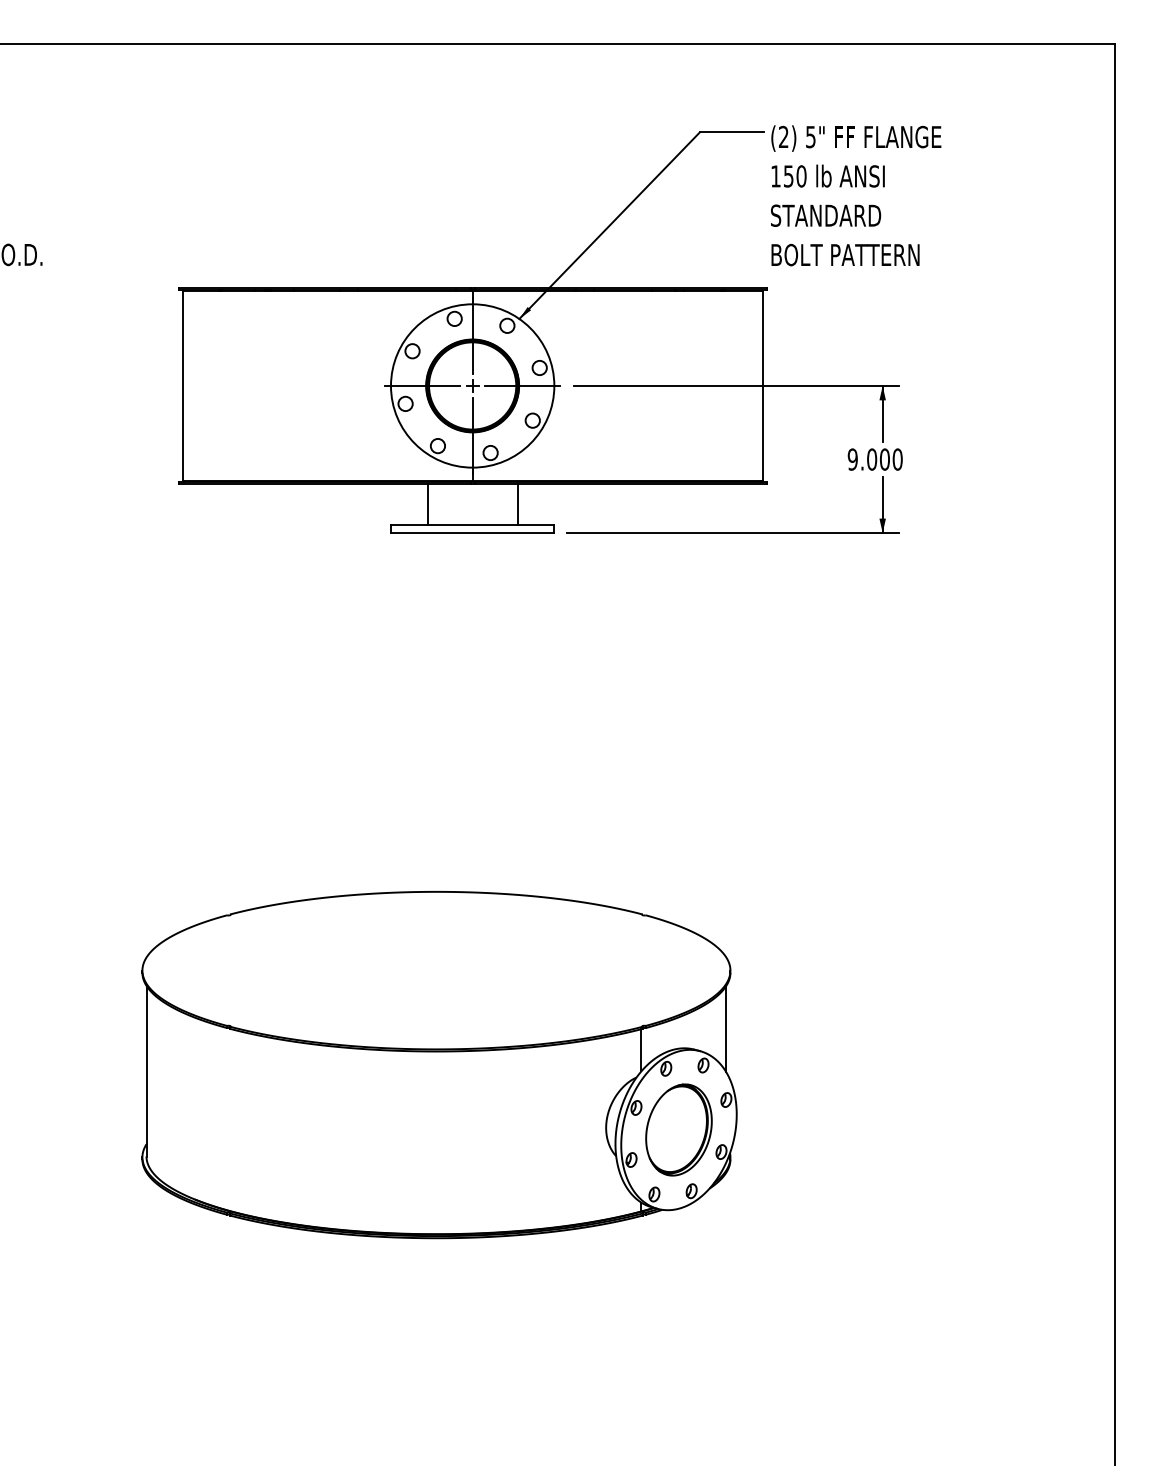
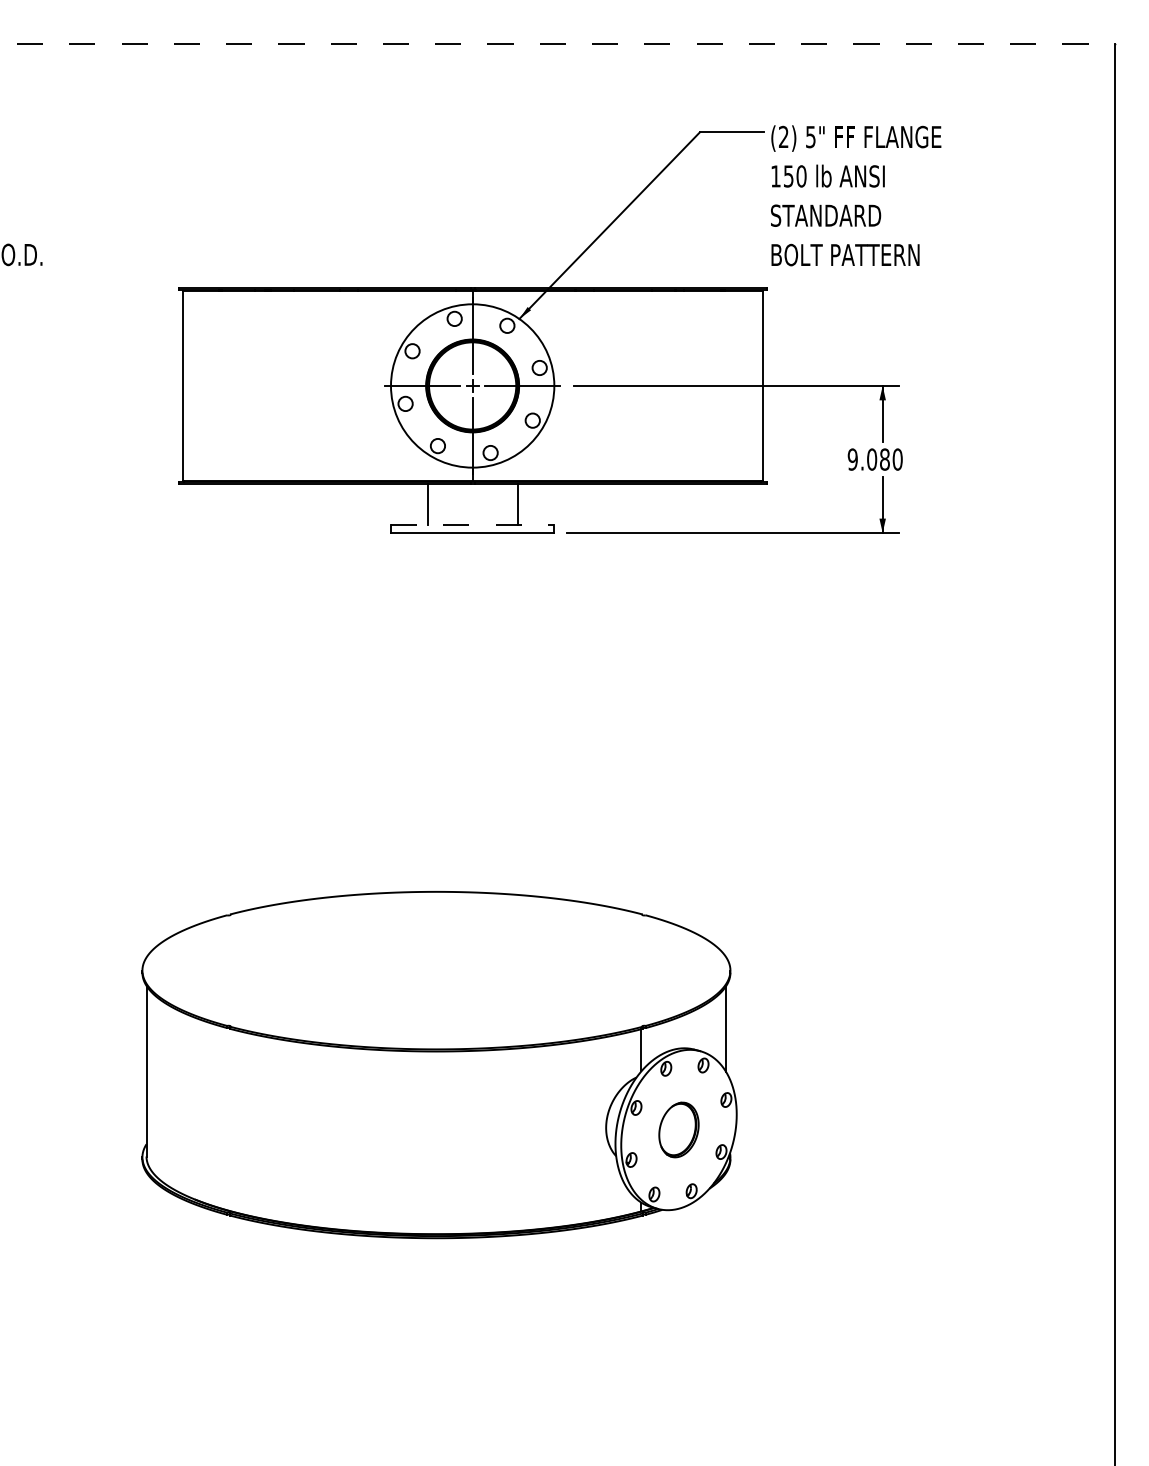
line: solid -> dashed (557, 43)
text: 9.000 -> 9.080 (884, 459)
line: solid -> dashed (472, 524)
part size: 68x94 px -> 42x58 px (678, 1129)
